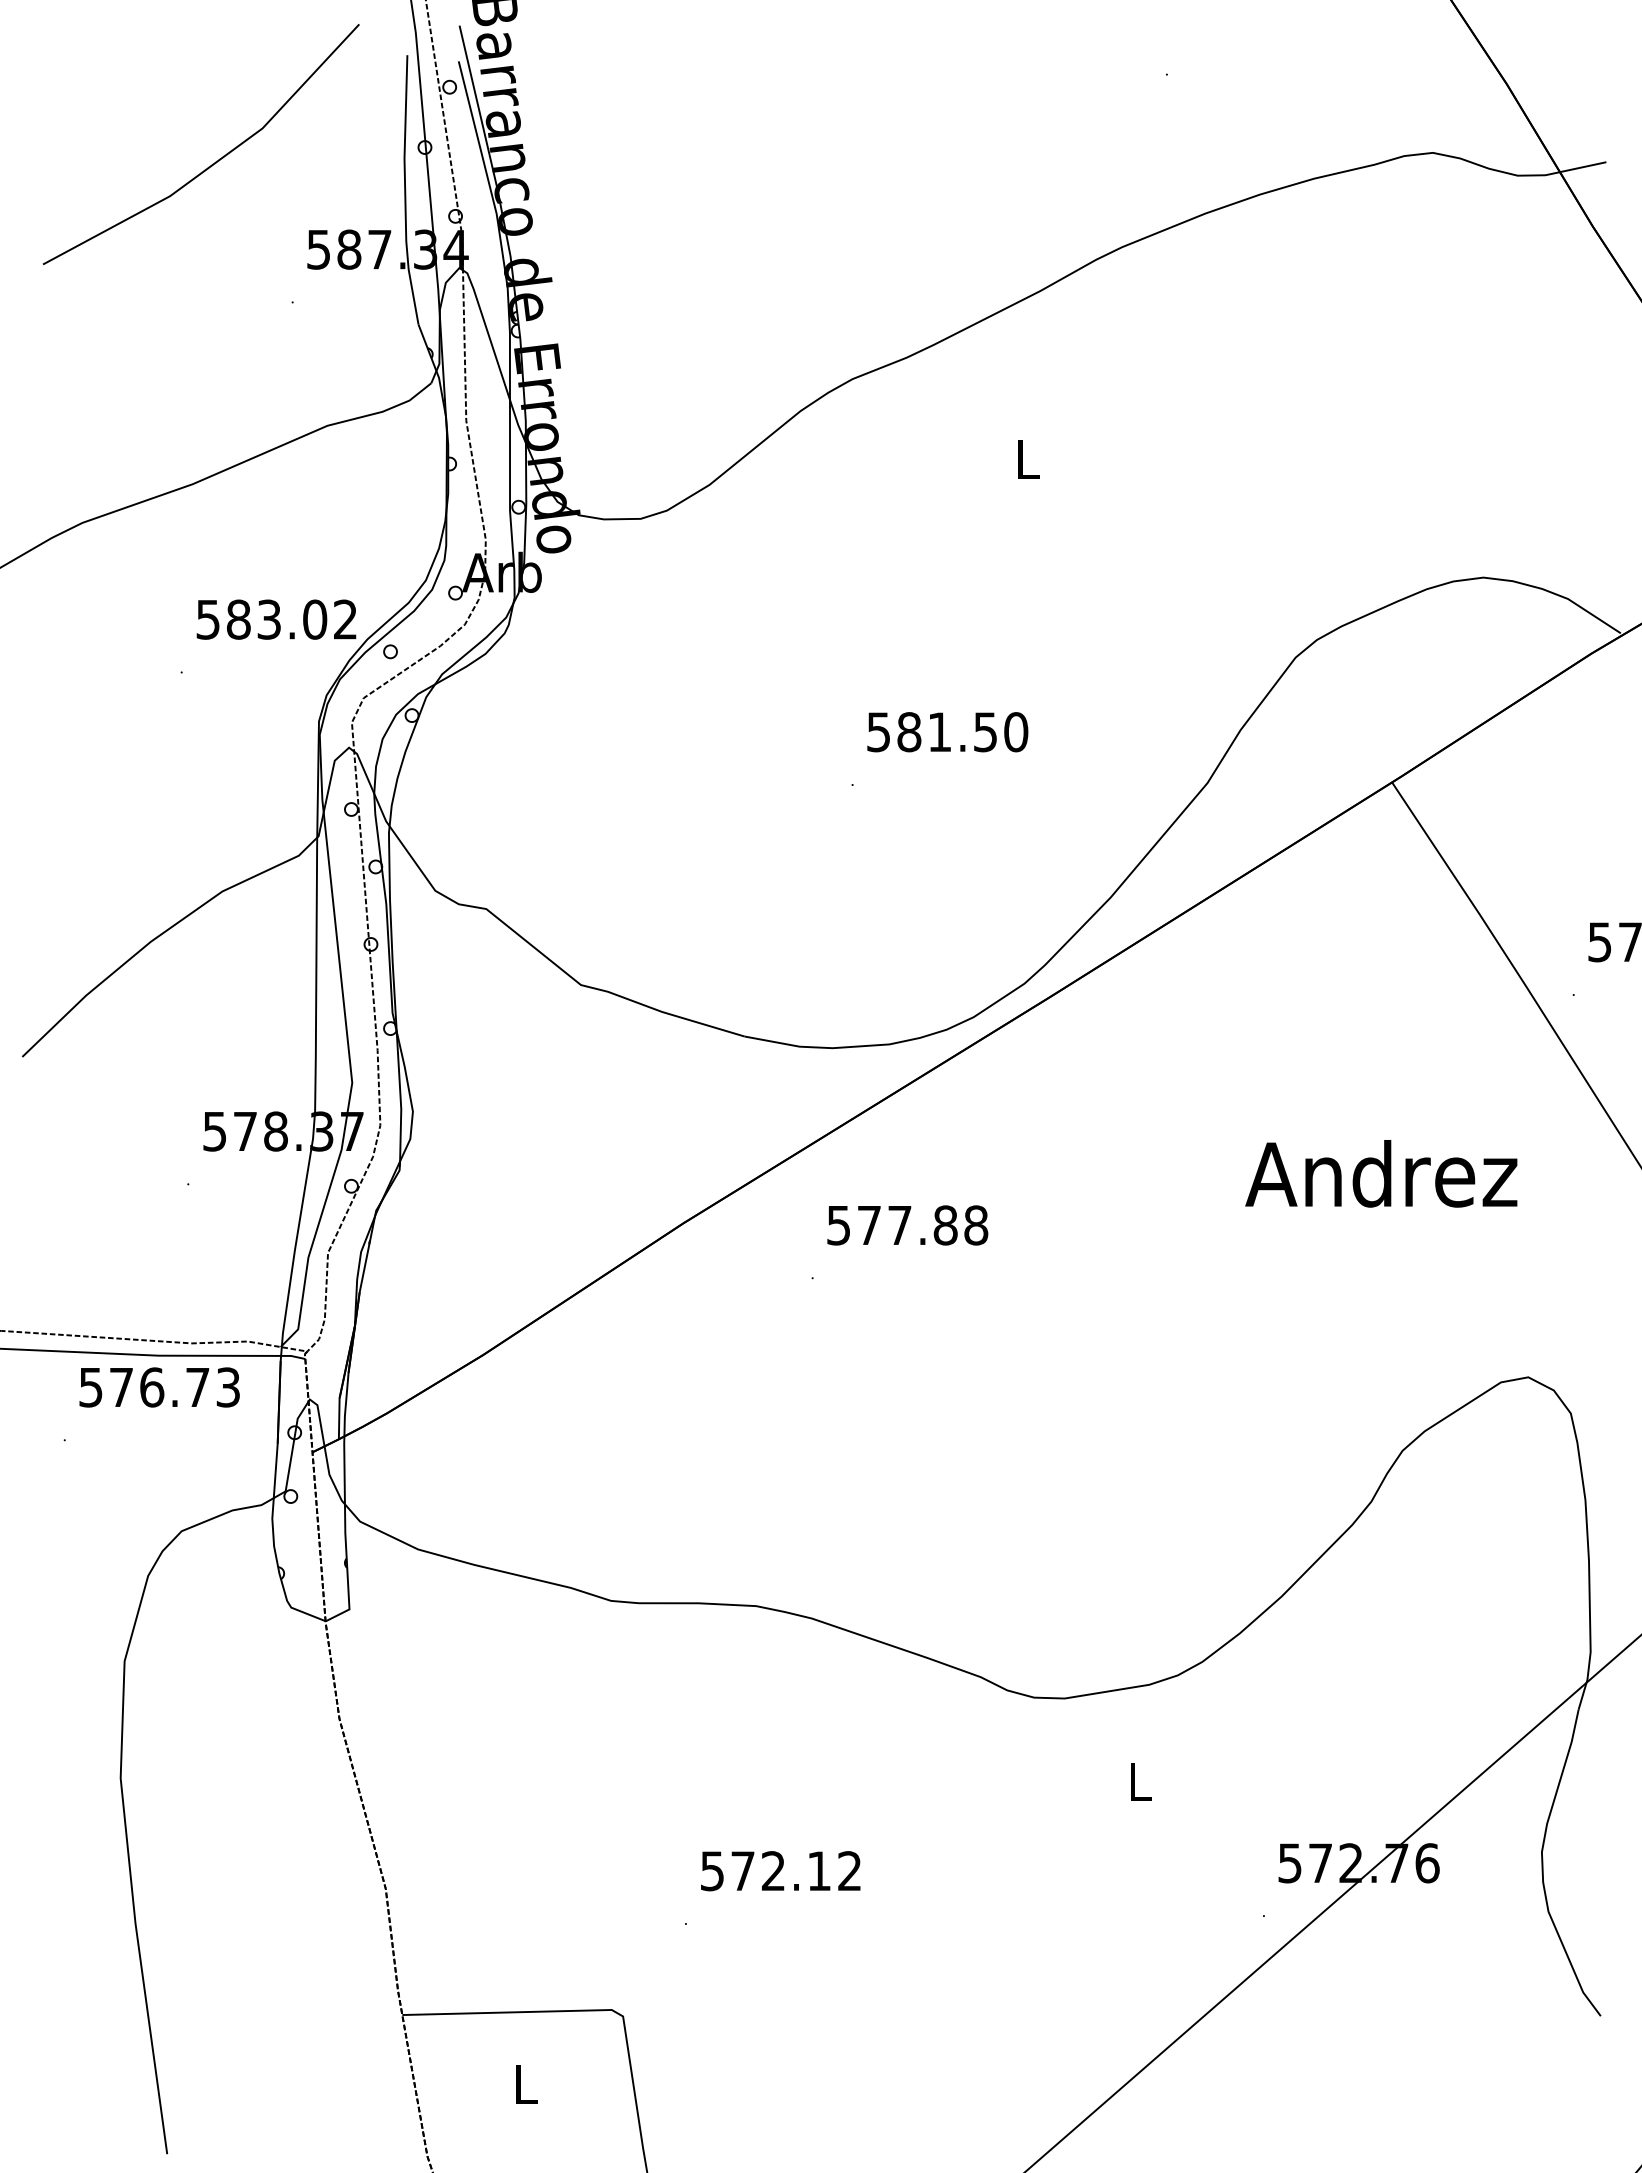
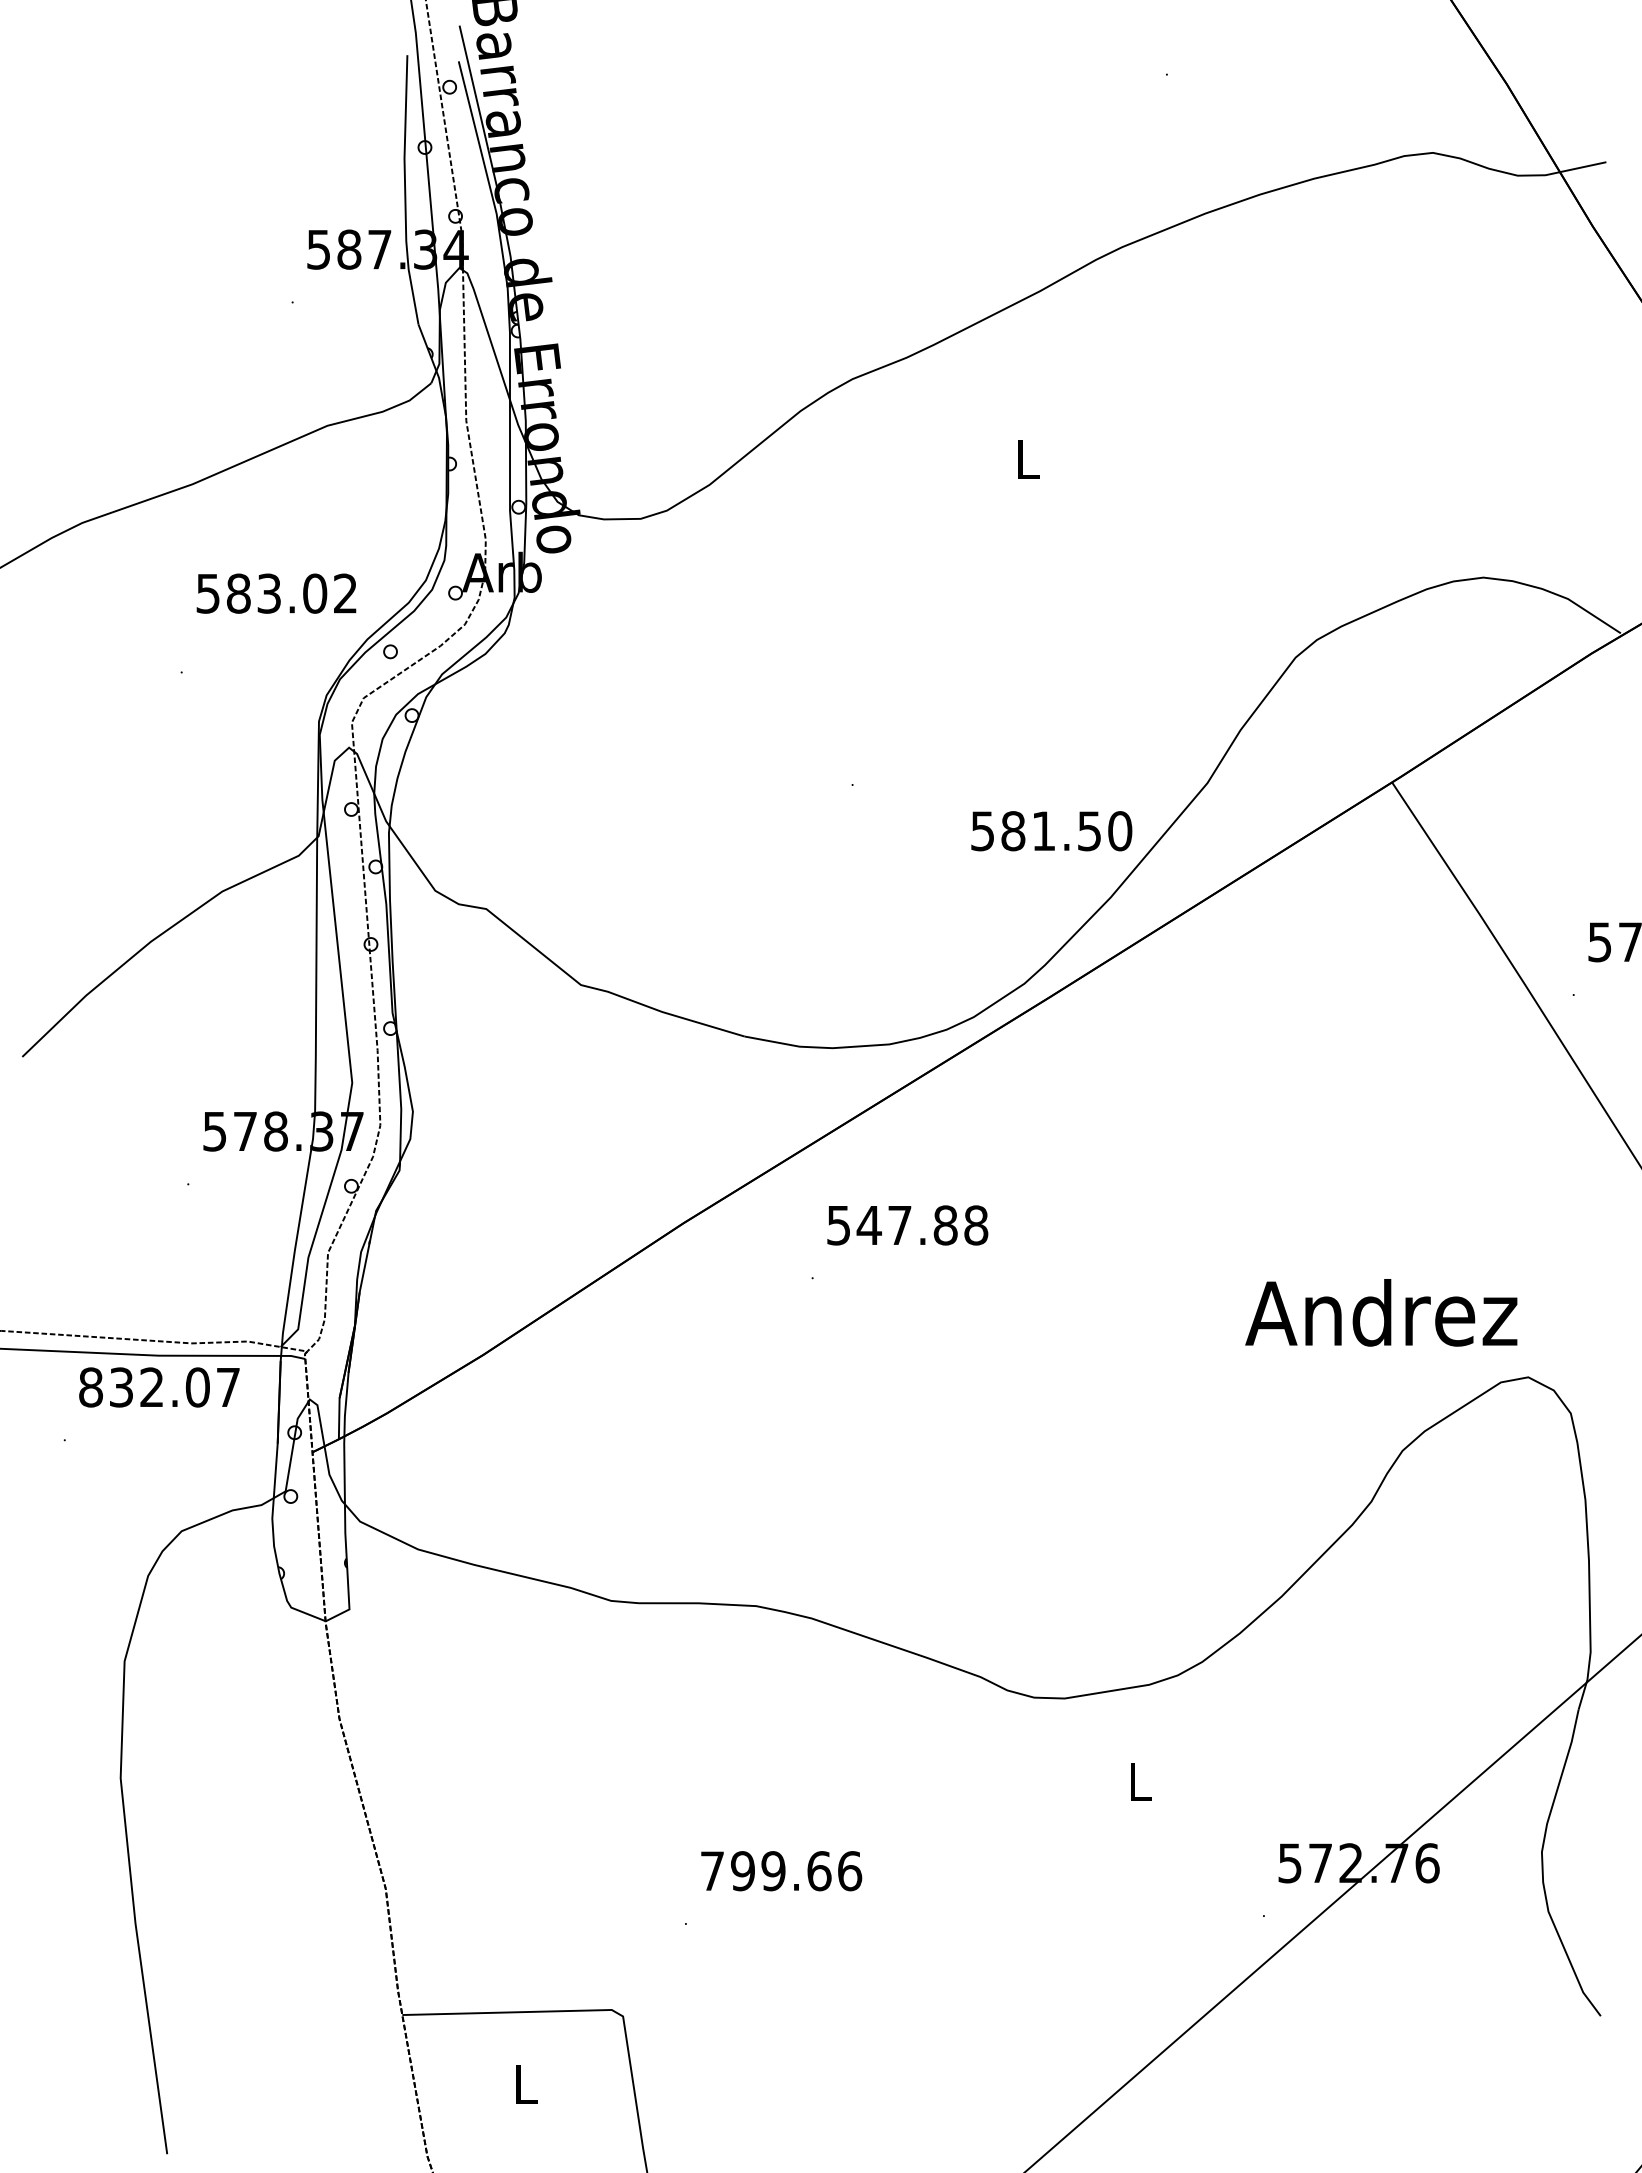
line: present -> none (212, 163)
text position: (276, 619) -> (276, 593) (276, 593)
text position: (947, 732) -> (1051, 831) (1051, 831)
text position: (1381, 1173) -> (1381, 1312) (1381, 1312)
text: 577.88 -> 547.88 (868, 1225)
text: 576.73 -> 832.07 (159, 1387)
text: 572.12 -> 799.66 (781, 1871)
